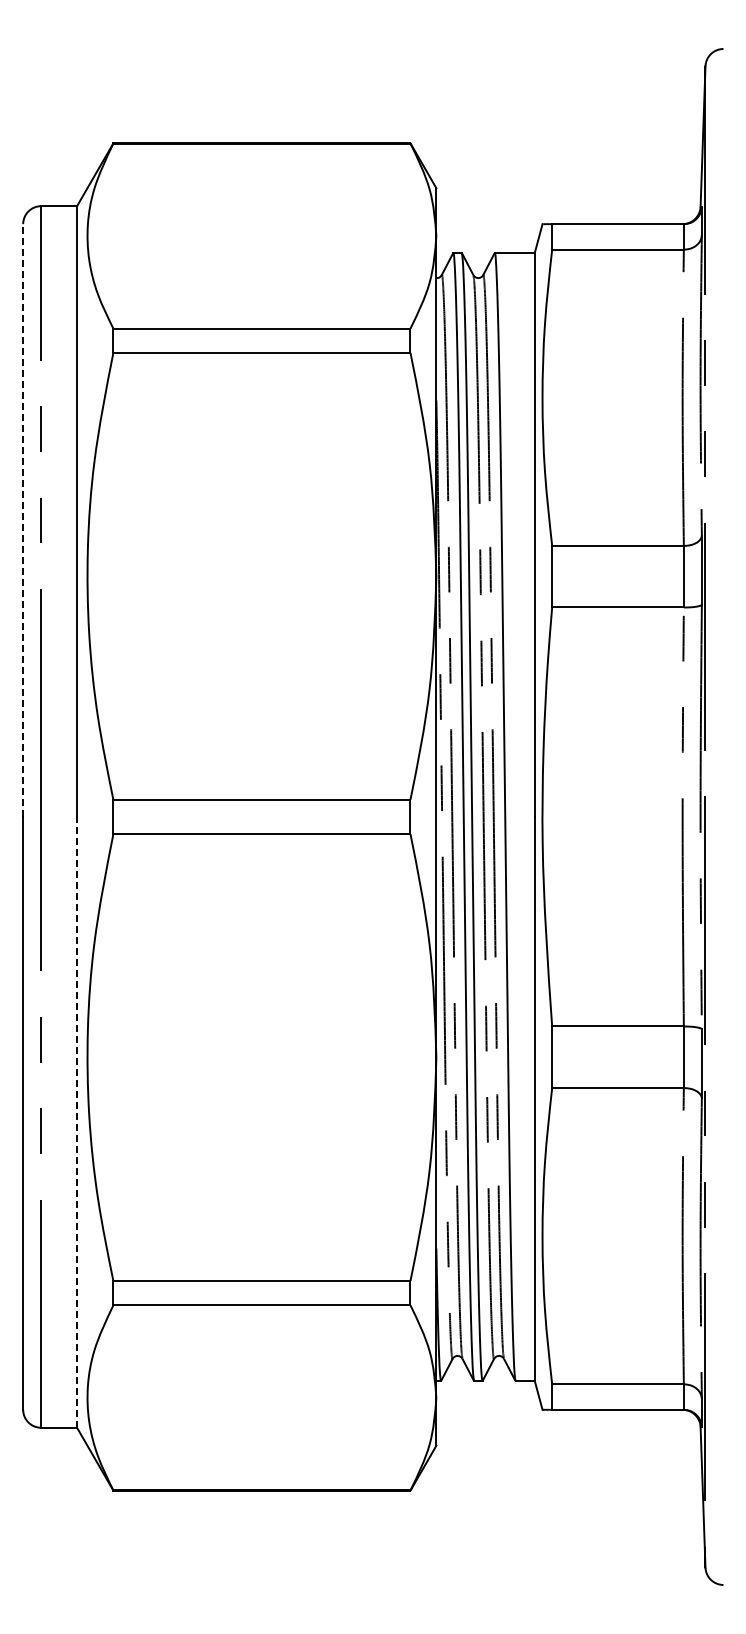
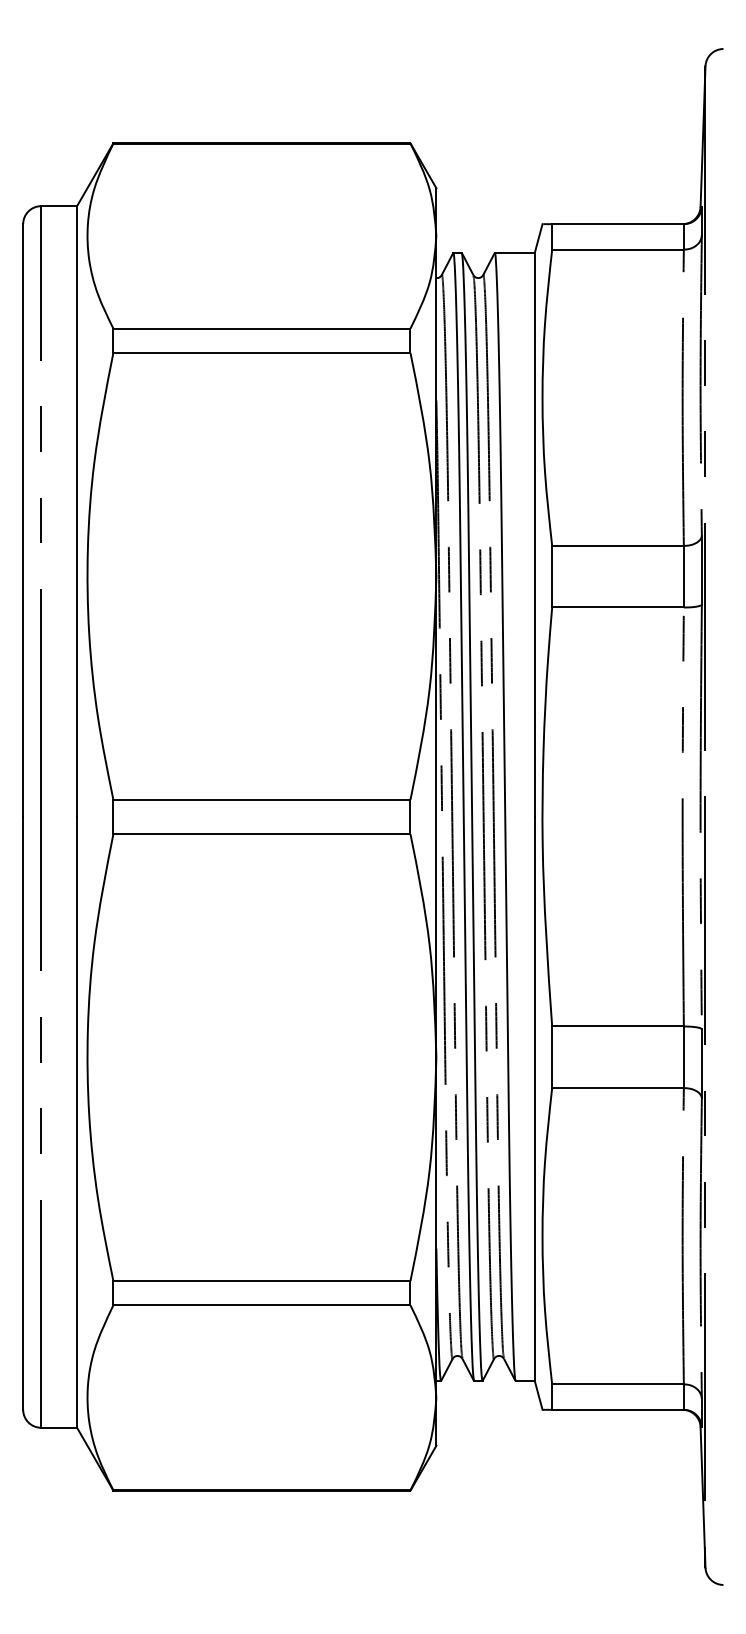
line: dashed -> solid (23, 520)
line: dashed -> solid (77, 1121)
